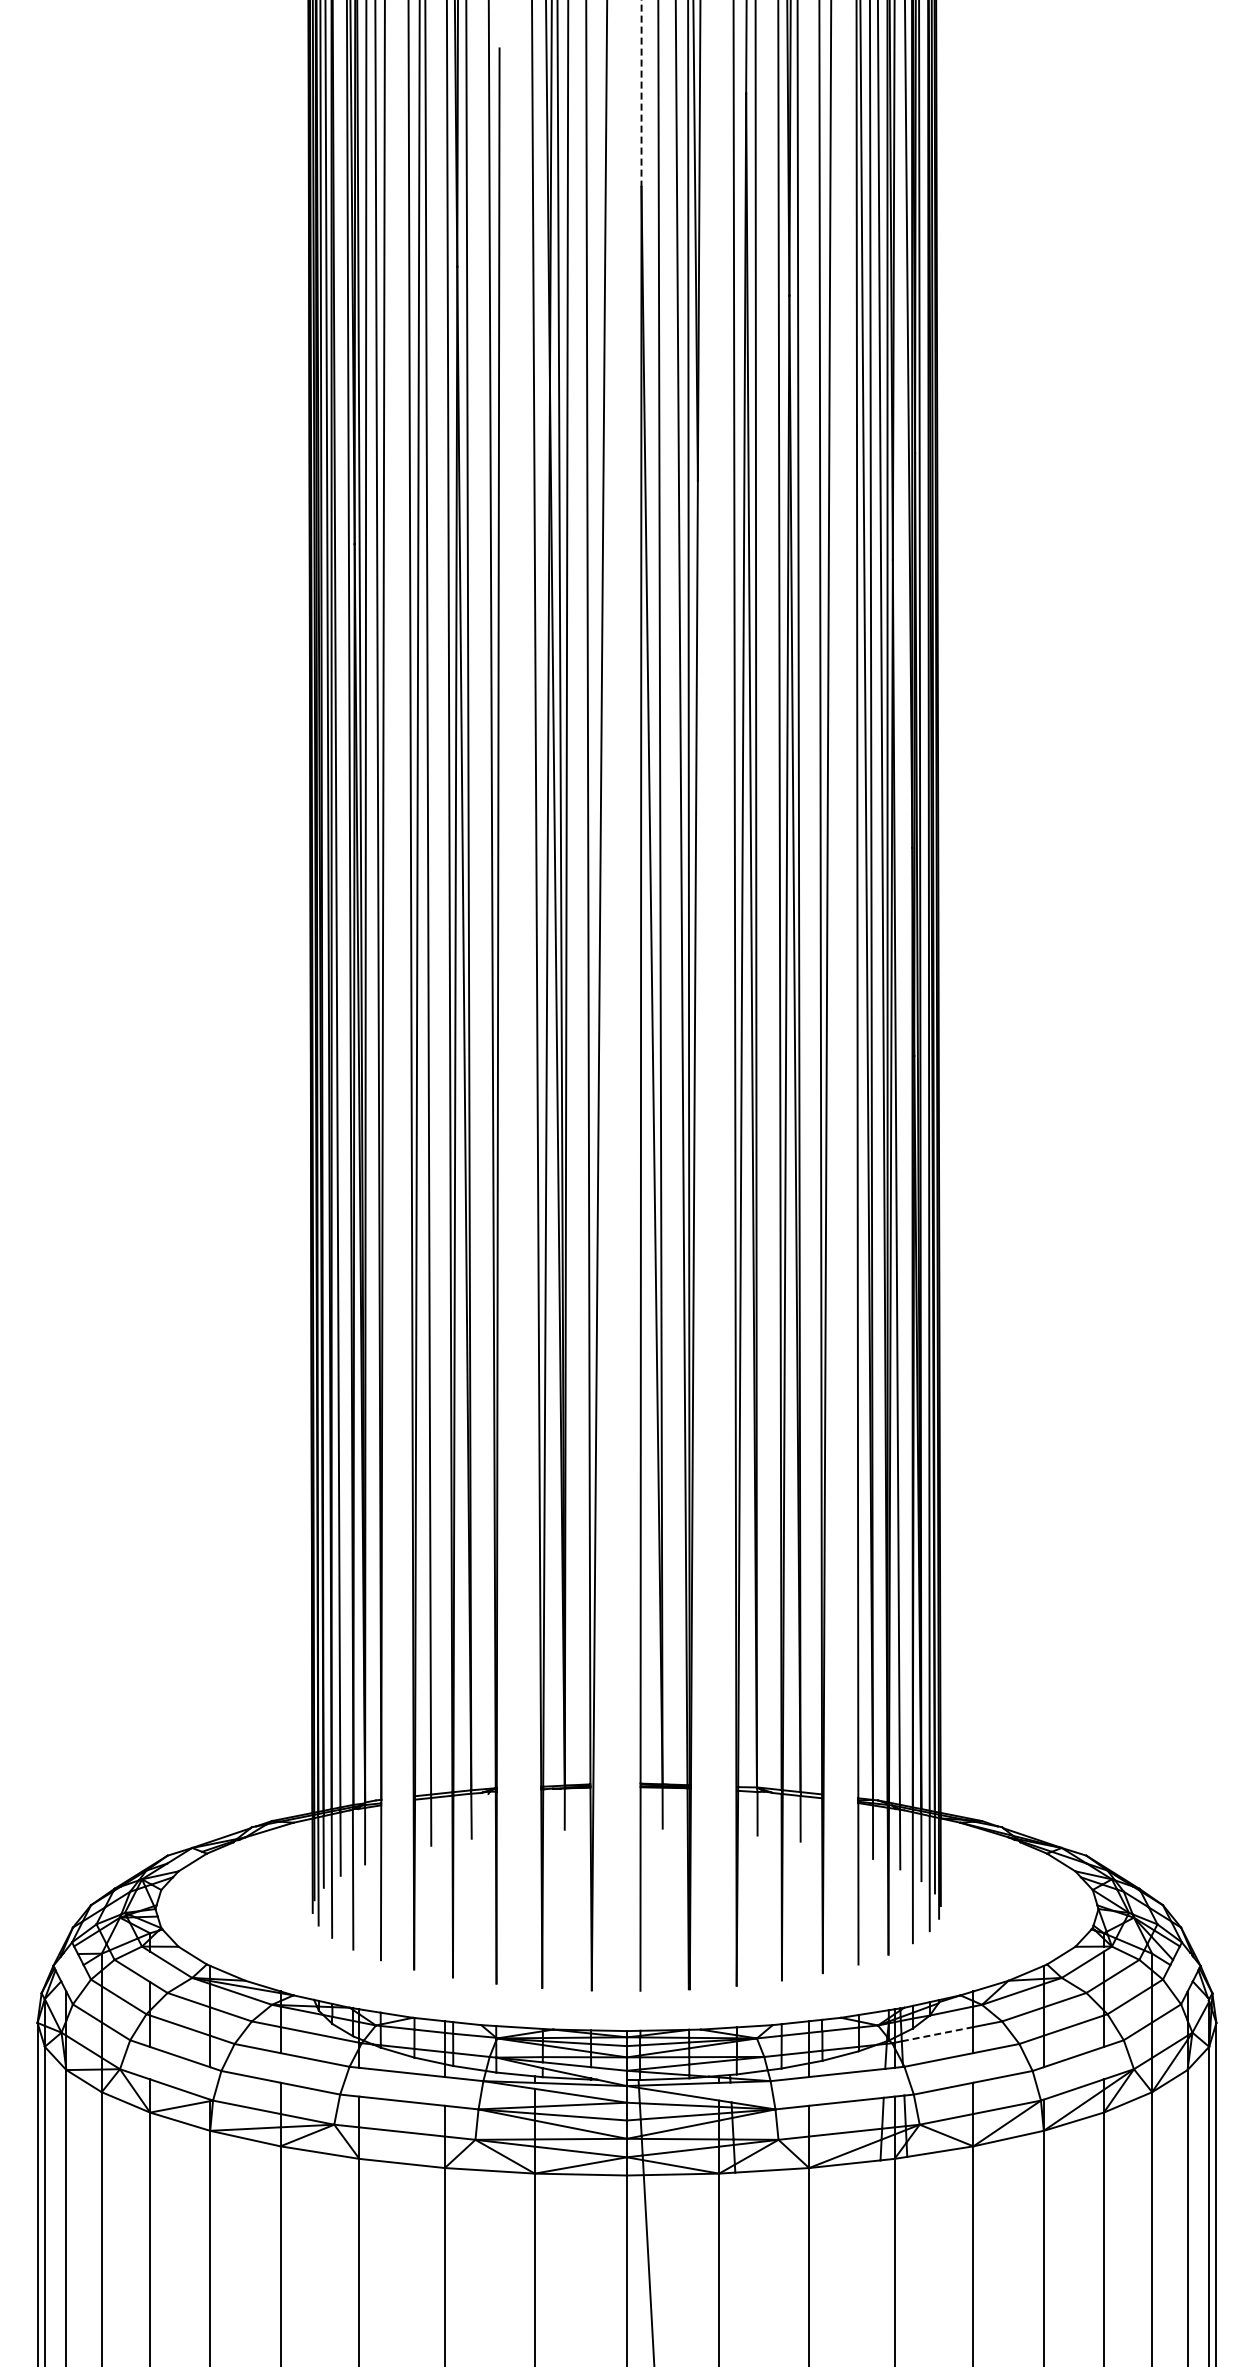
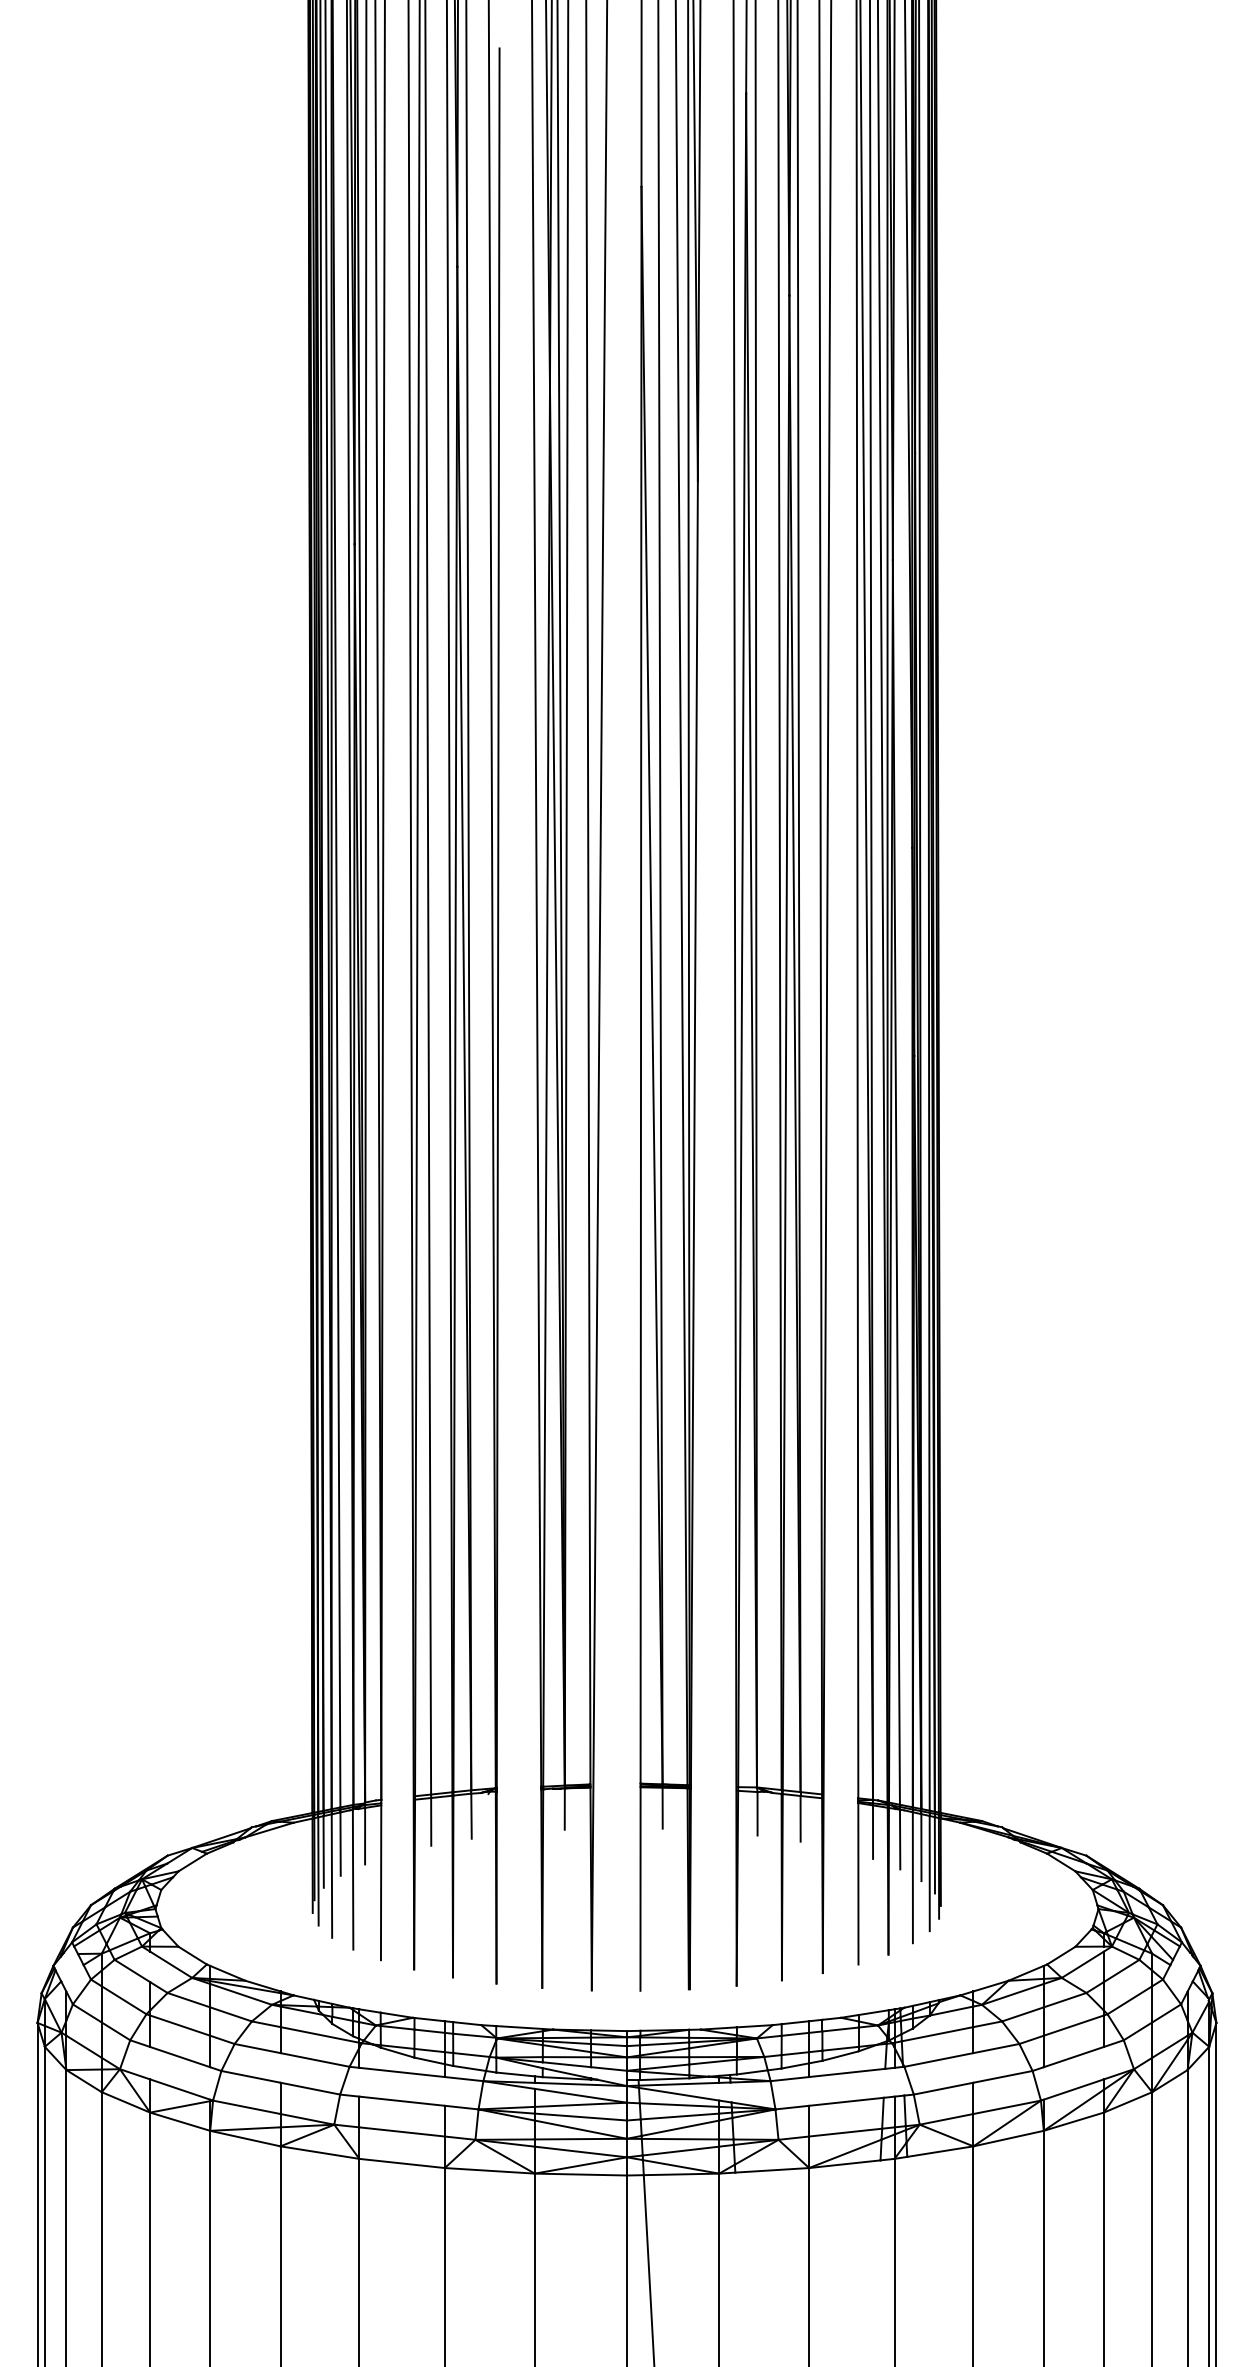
line: dashed -> solid (641, 93)
line: dashed -> solid (937, 2034)
